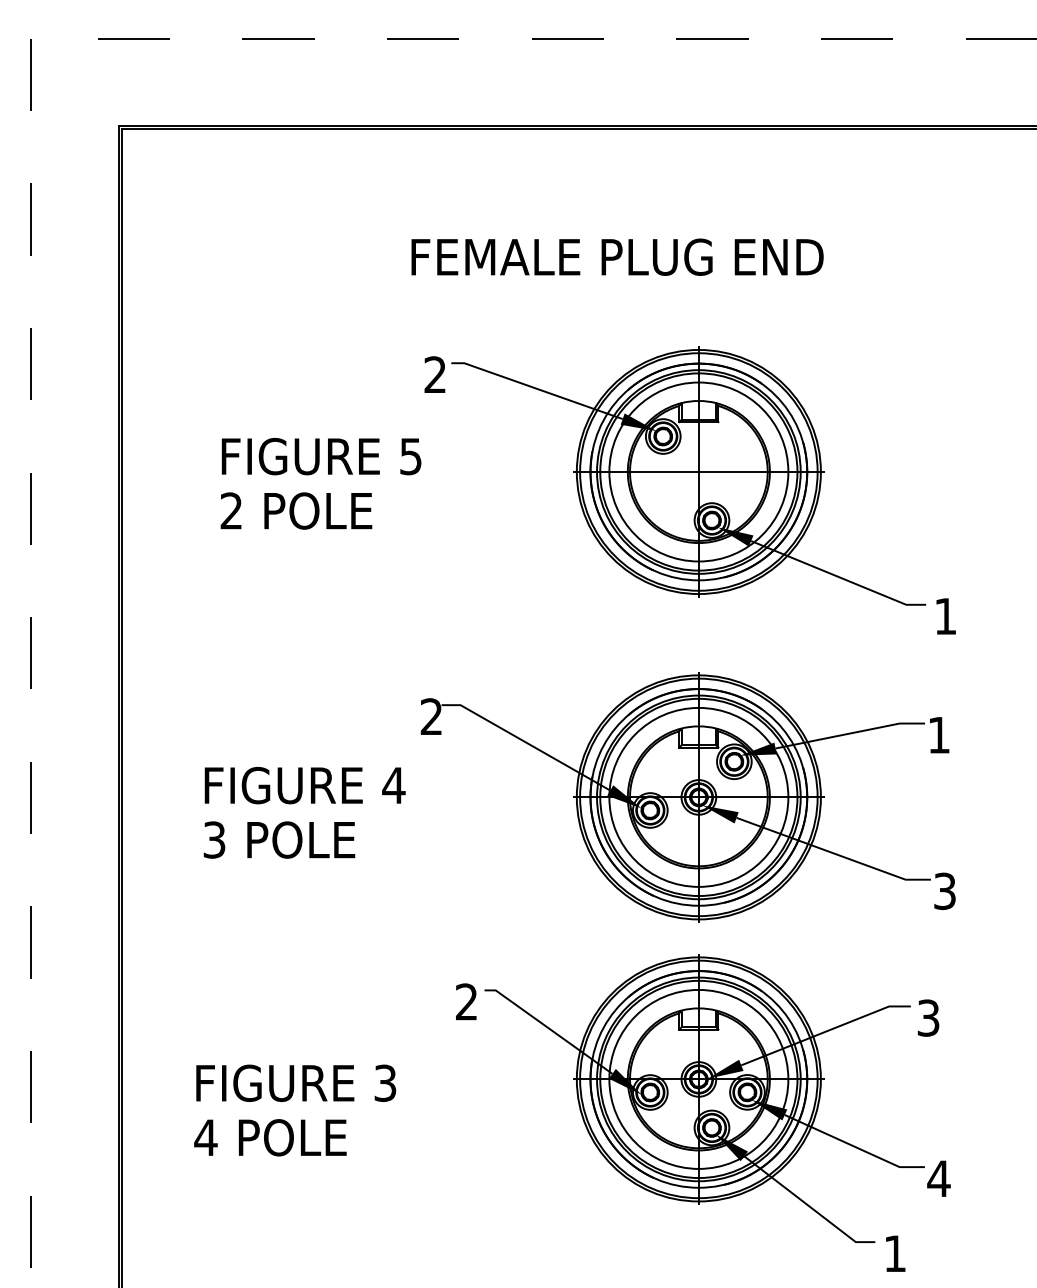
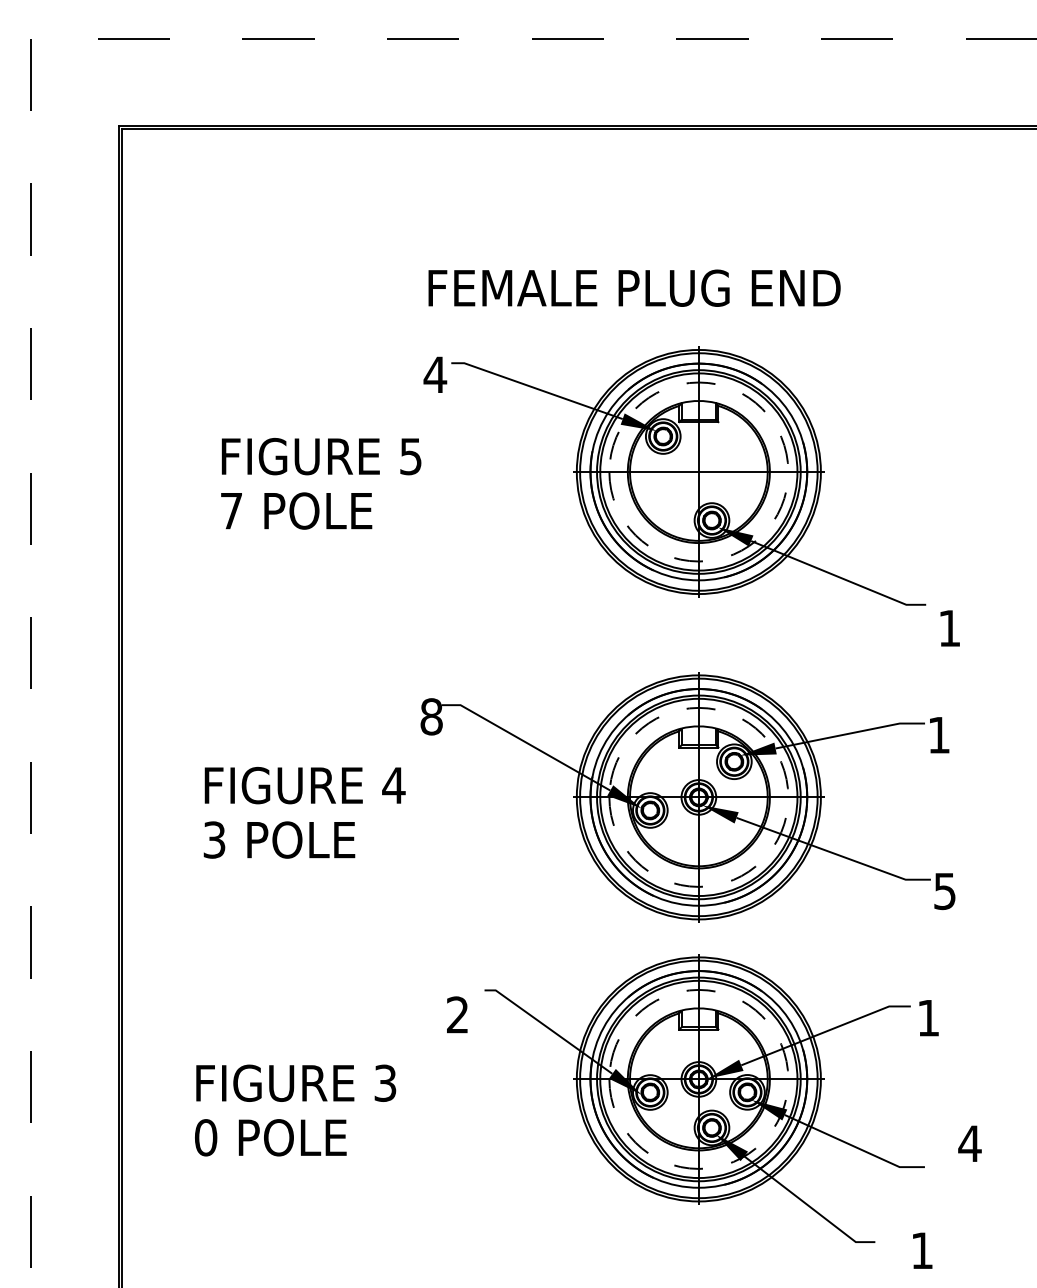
text position: (617, 256) -> (634, 287) (634, 287)
text: 2 -> 4 (435, 374)
circle: solid -> dashed (698, 471)
text: 2 -> 7 (230, 510)
text position: (945, 616) -> (949, 628) (949, 628)
text: 2 -> 8 (431, 716)
circle: solid -> dashed (698, 796)
text: 3 -> 5 (944, 890)
text position: (466, 1001) -> (457, 1014) (457, 1014)
text: 3 -> 1 (928, 1017)
circle: solid -> dashed (698, 1078)
text: 4 -> 0 (205, 1137)
text position: (938, 1178) -> (969, 1143) (969, 1143)
text position: (895, 1253) -> (922, 1250) (922, 1250)
